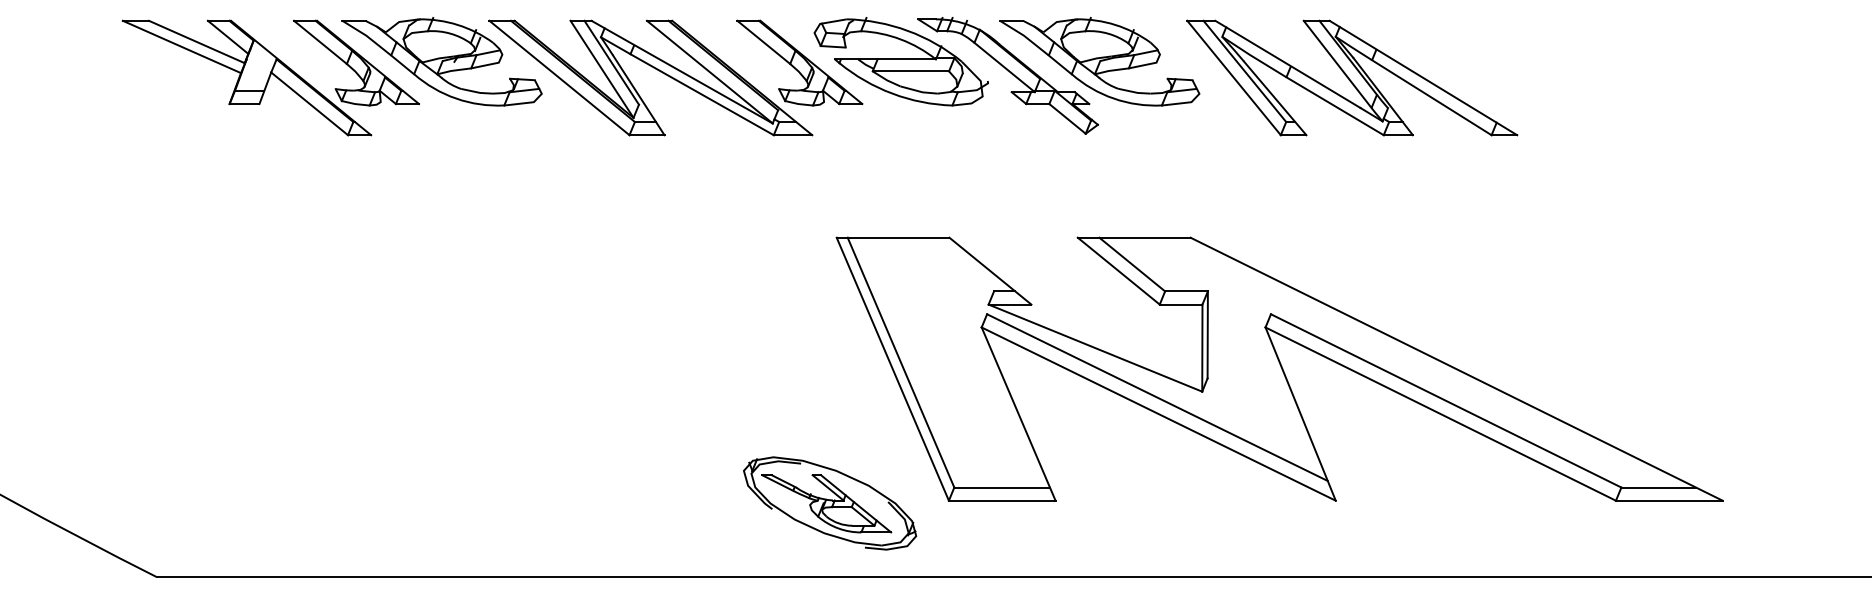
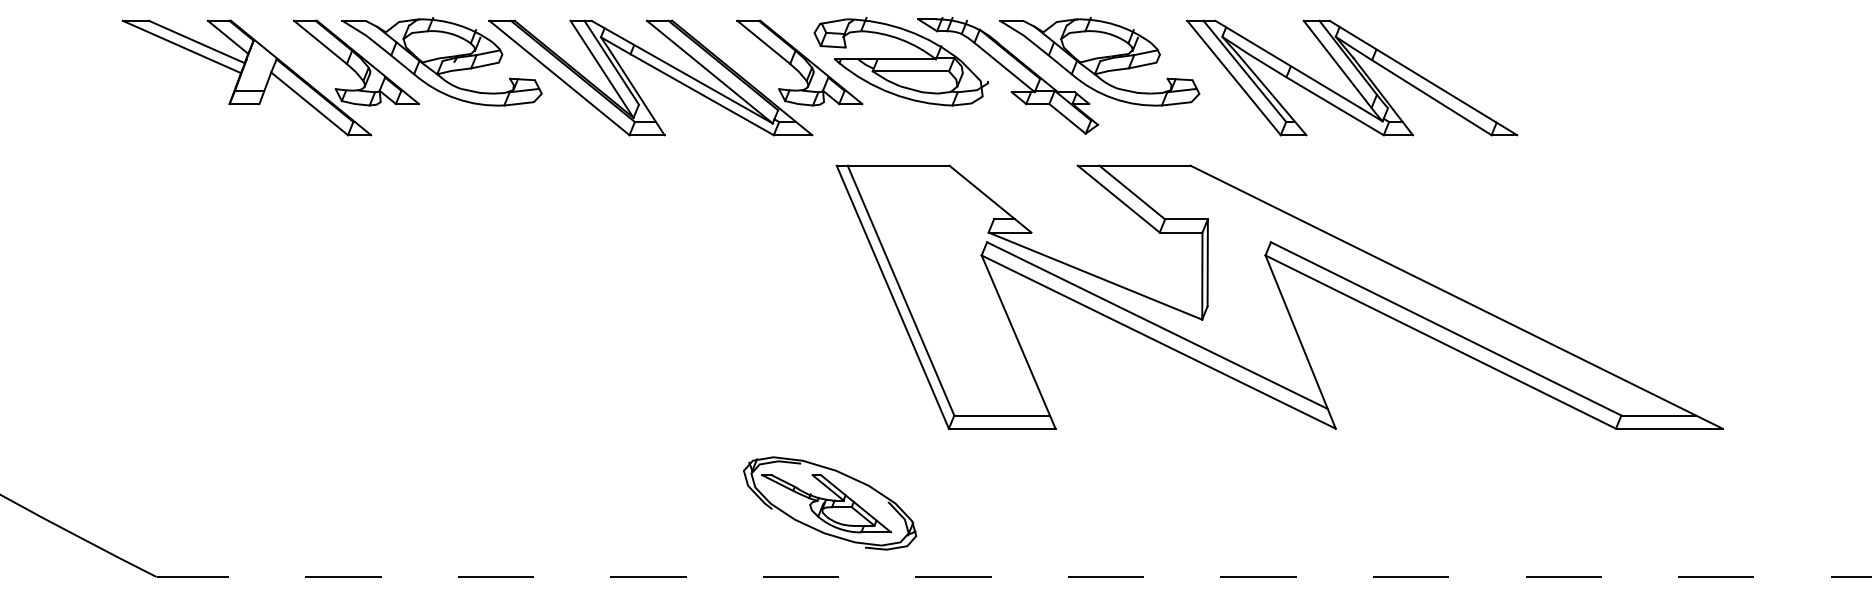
part position: (1279, 368) -> (1279, 296) (1279, 296)
line: solid -> dashed (1013, 577)
